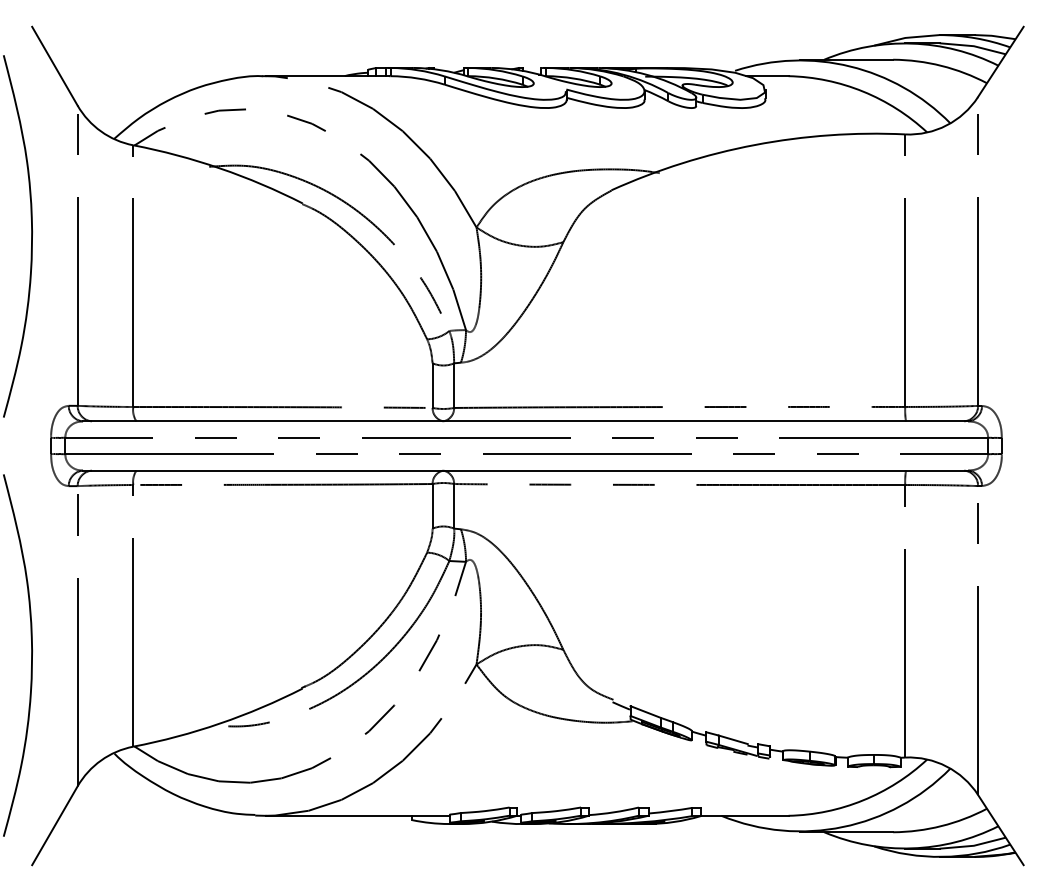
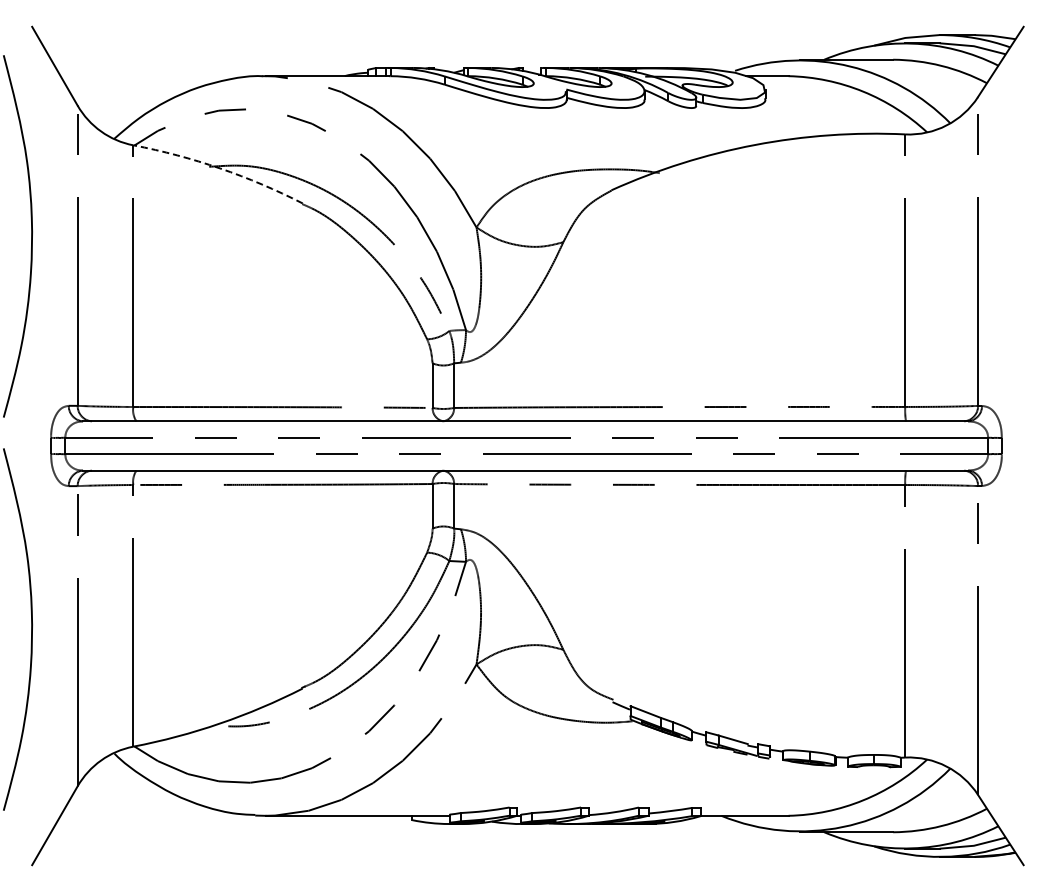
arc: solid -> dashed (220, 168)
curve position: (31, 655) -> (31, 629) (31, 629)
